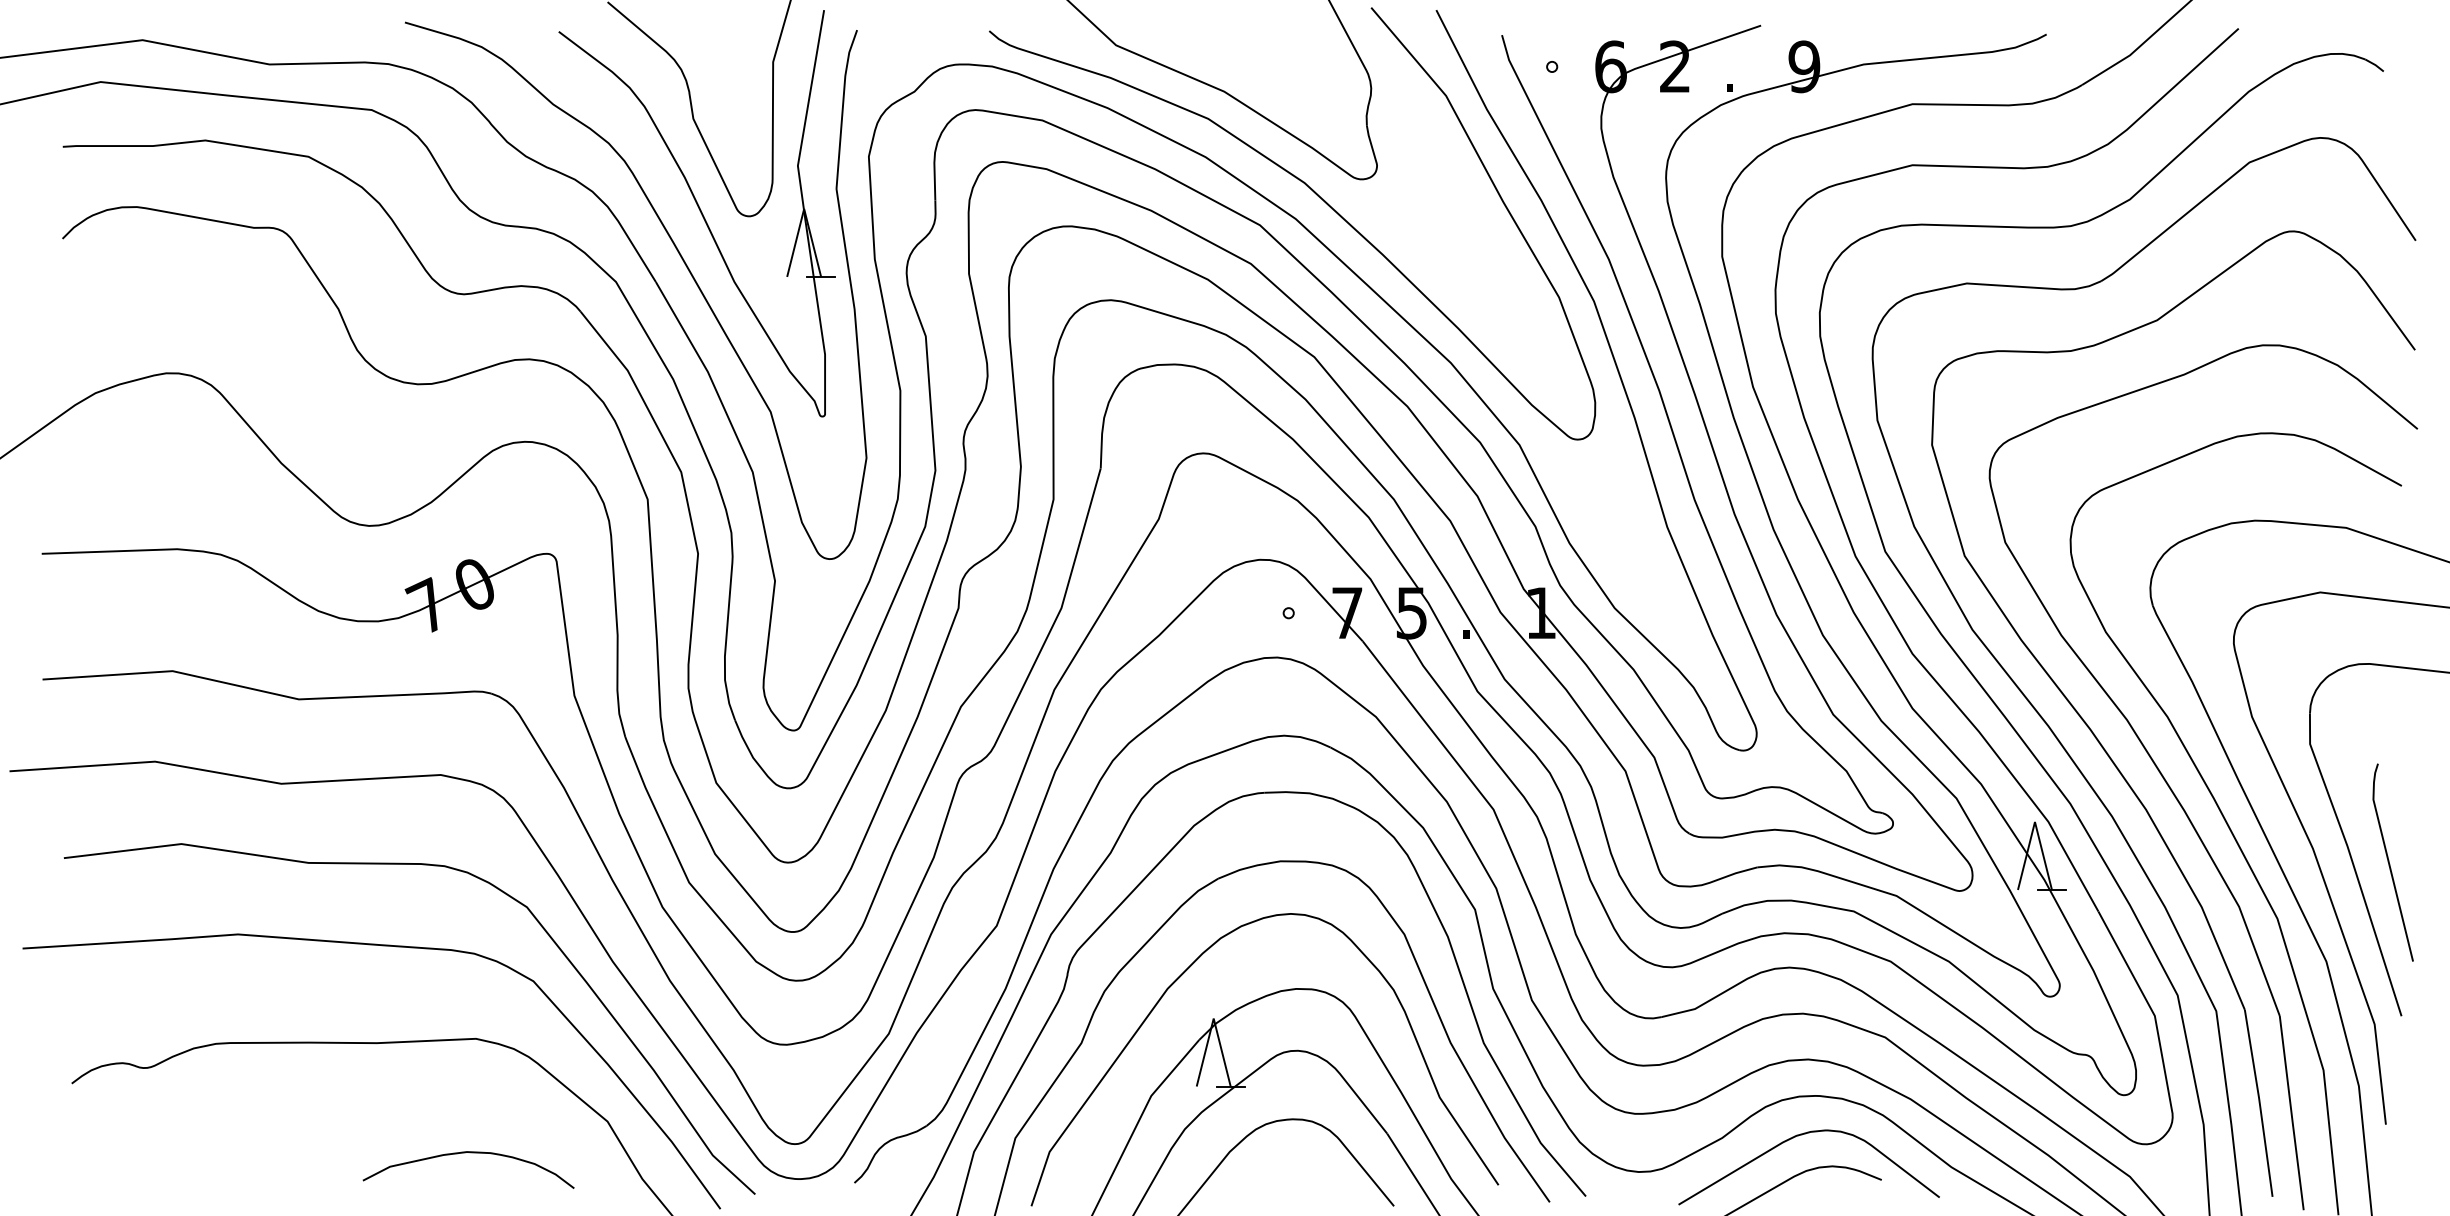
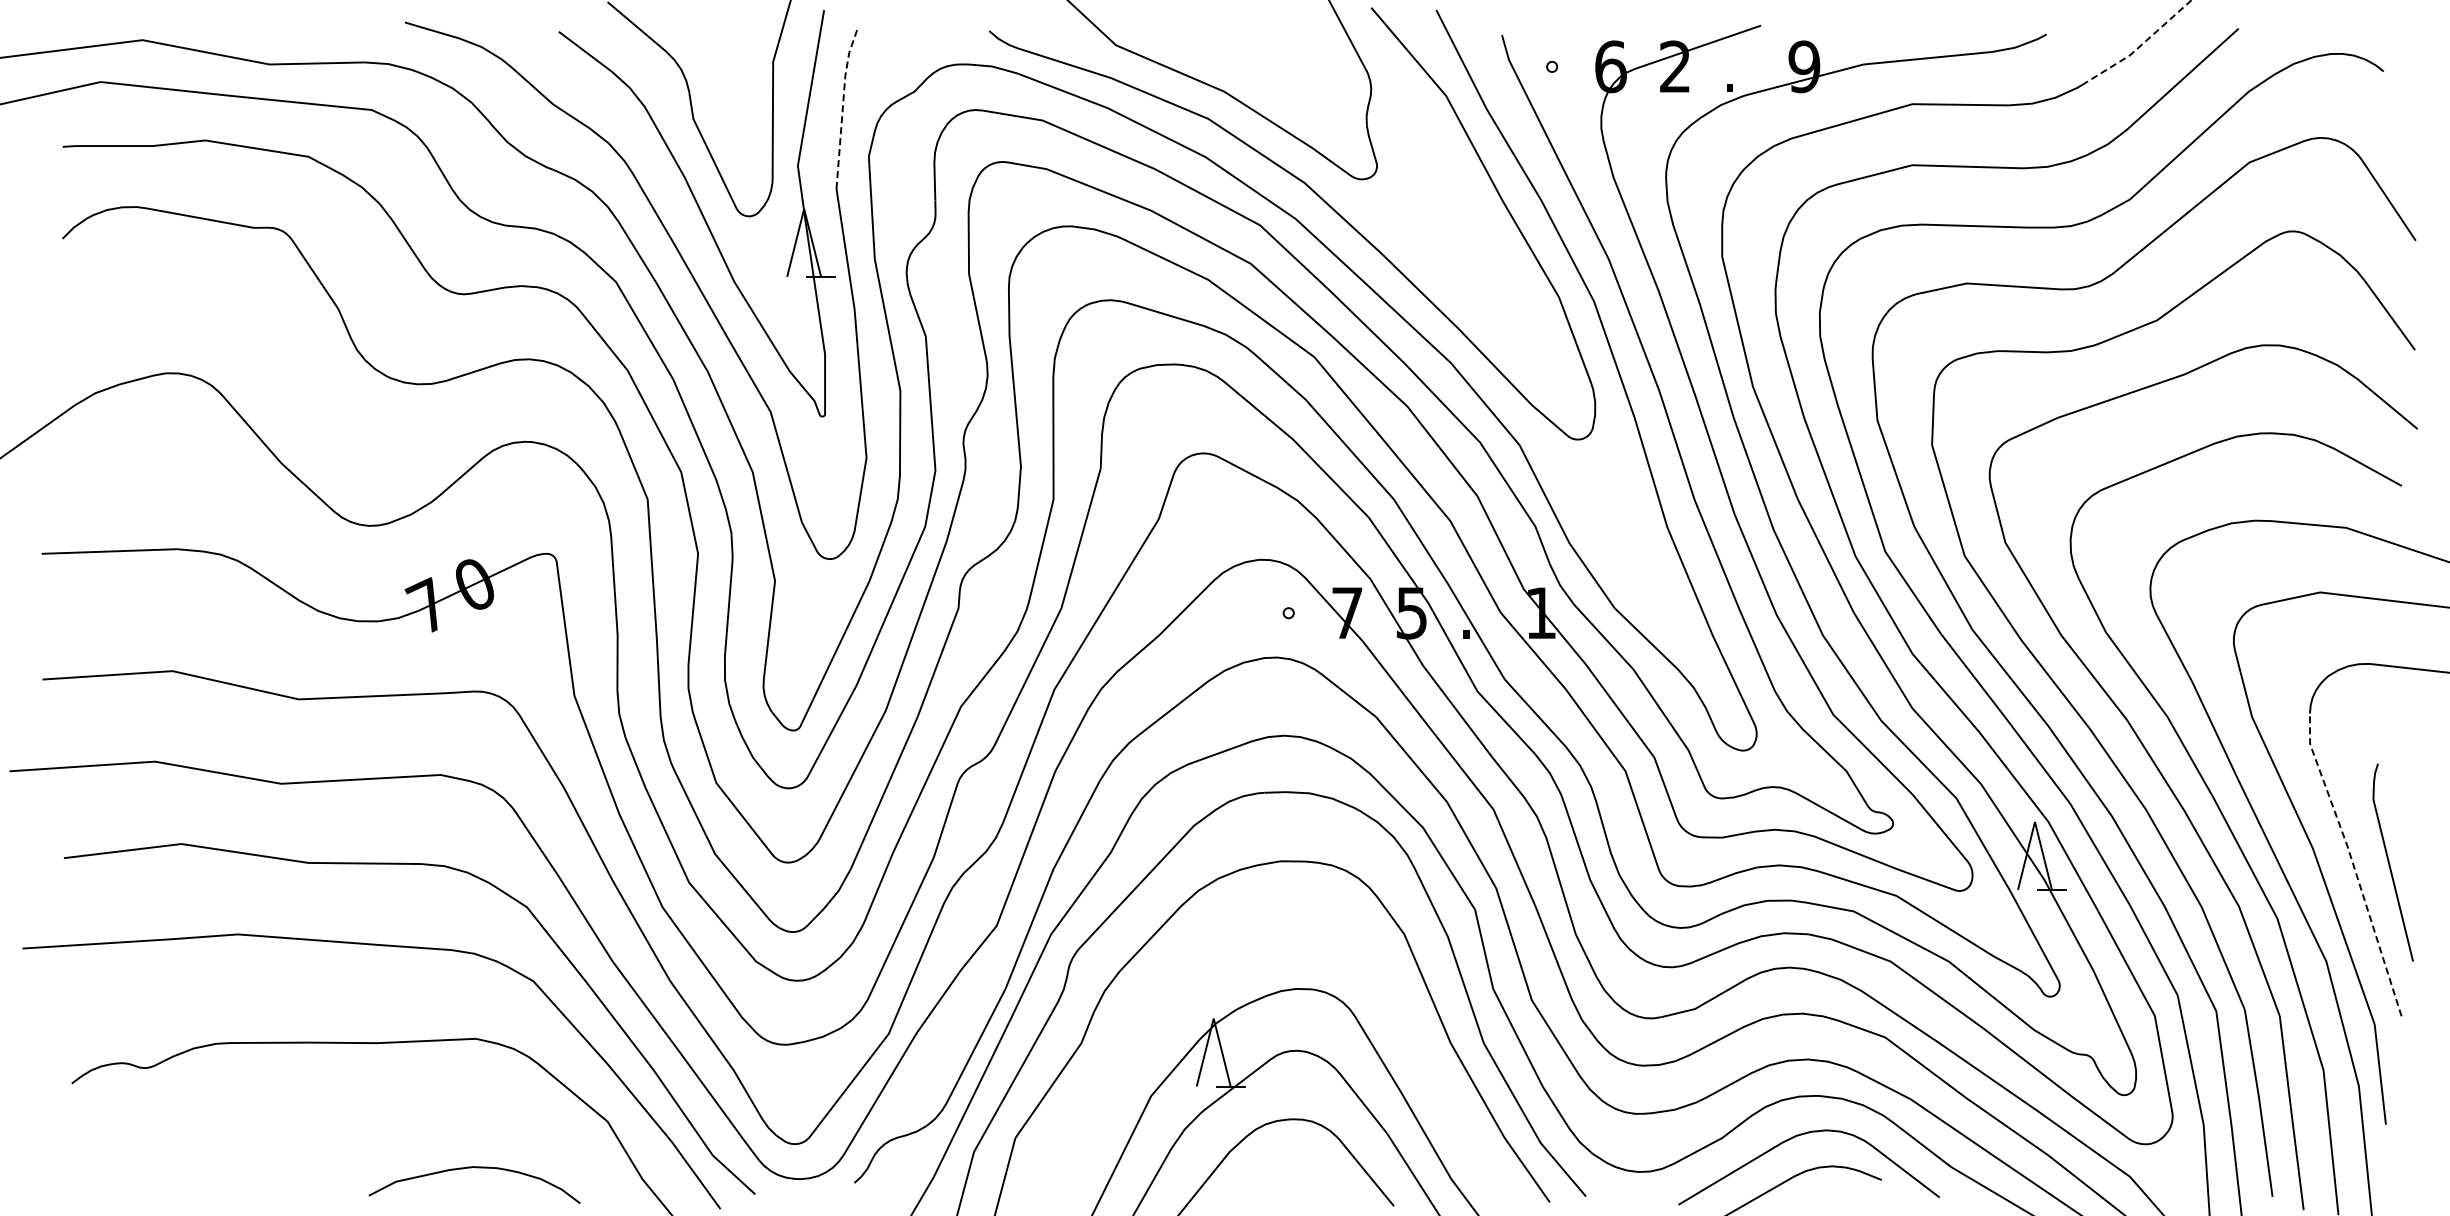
line: solid -> dashed (2139, 46)
line: solid -> dashed (842, 107)
line: solid -> dashed (2352, 863)
curve: present -> none (1181, 976)
curve position: (469, 1153) -> (475, 1168) (475, 1168)
